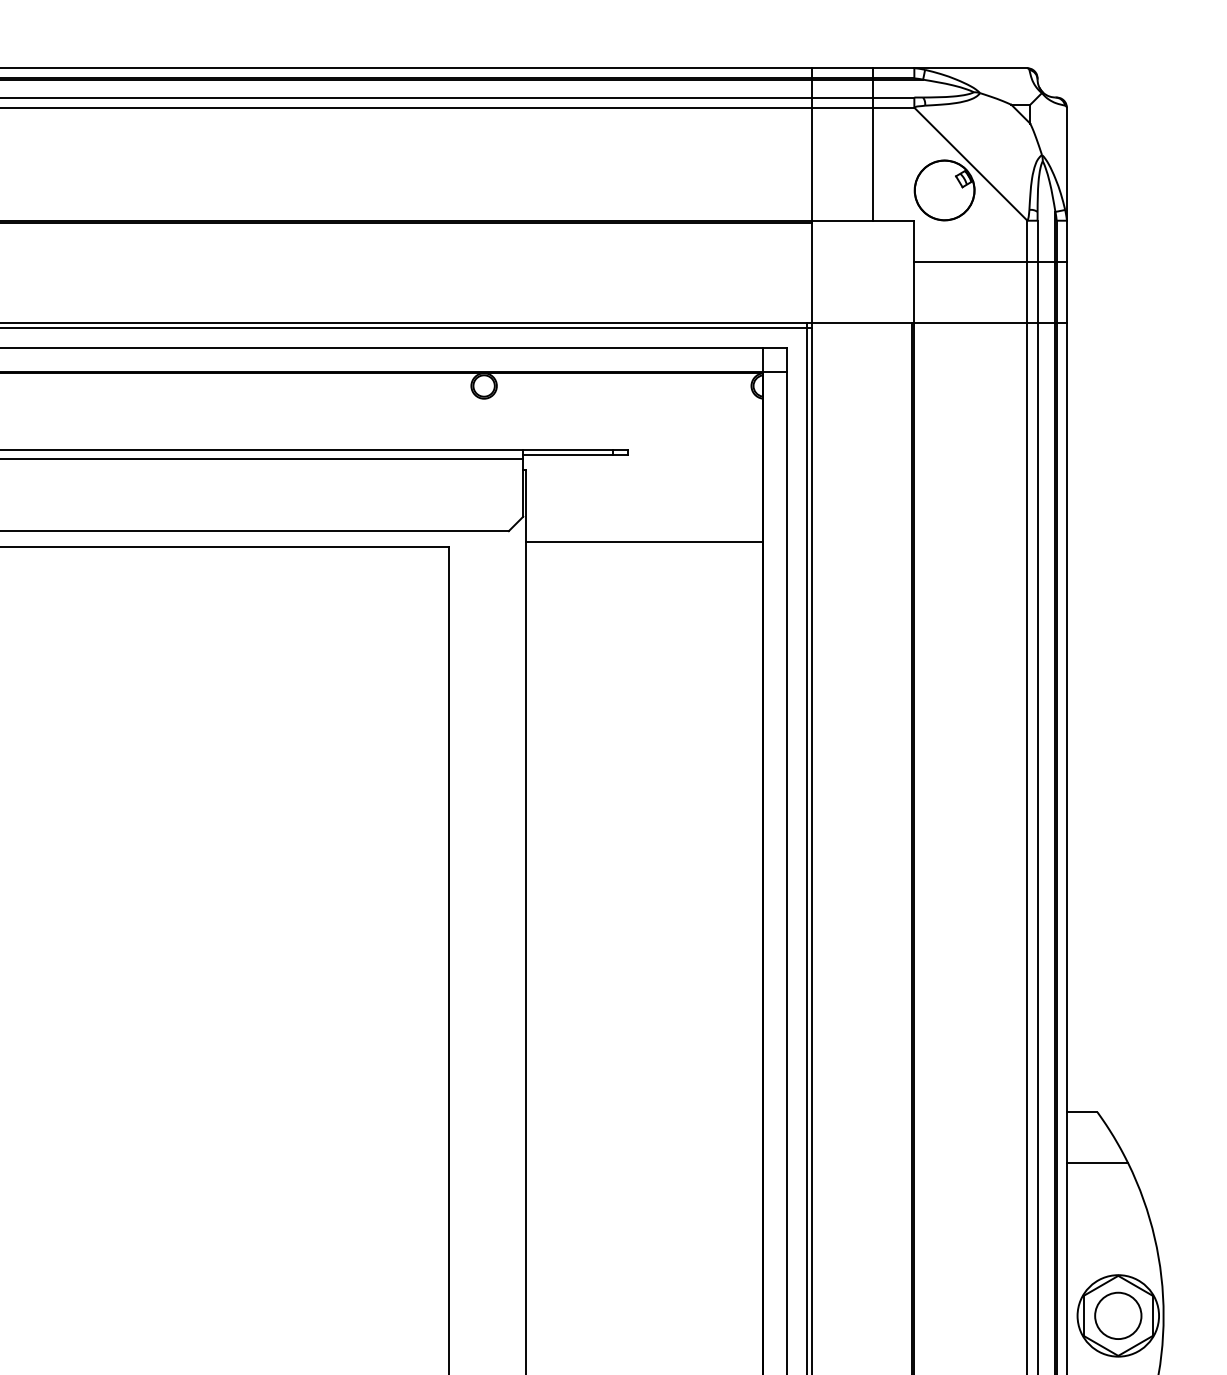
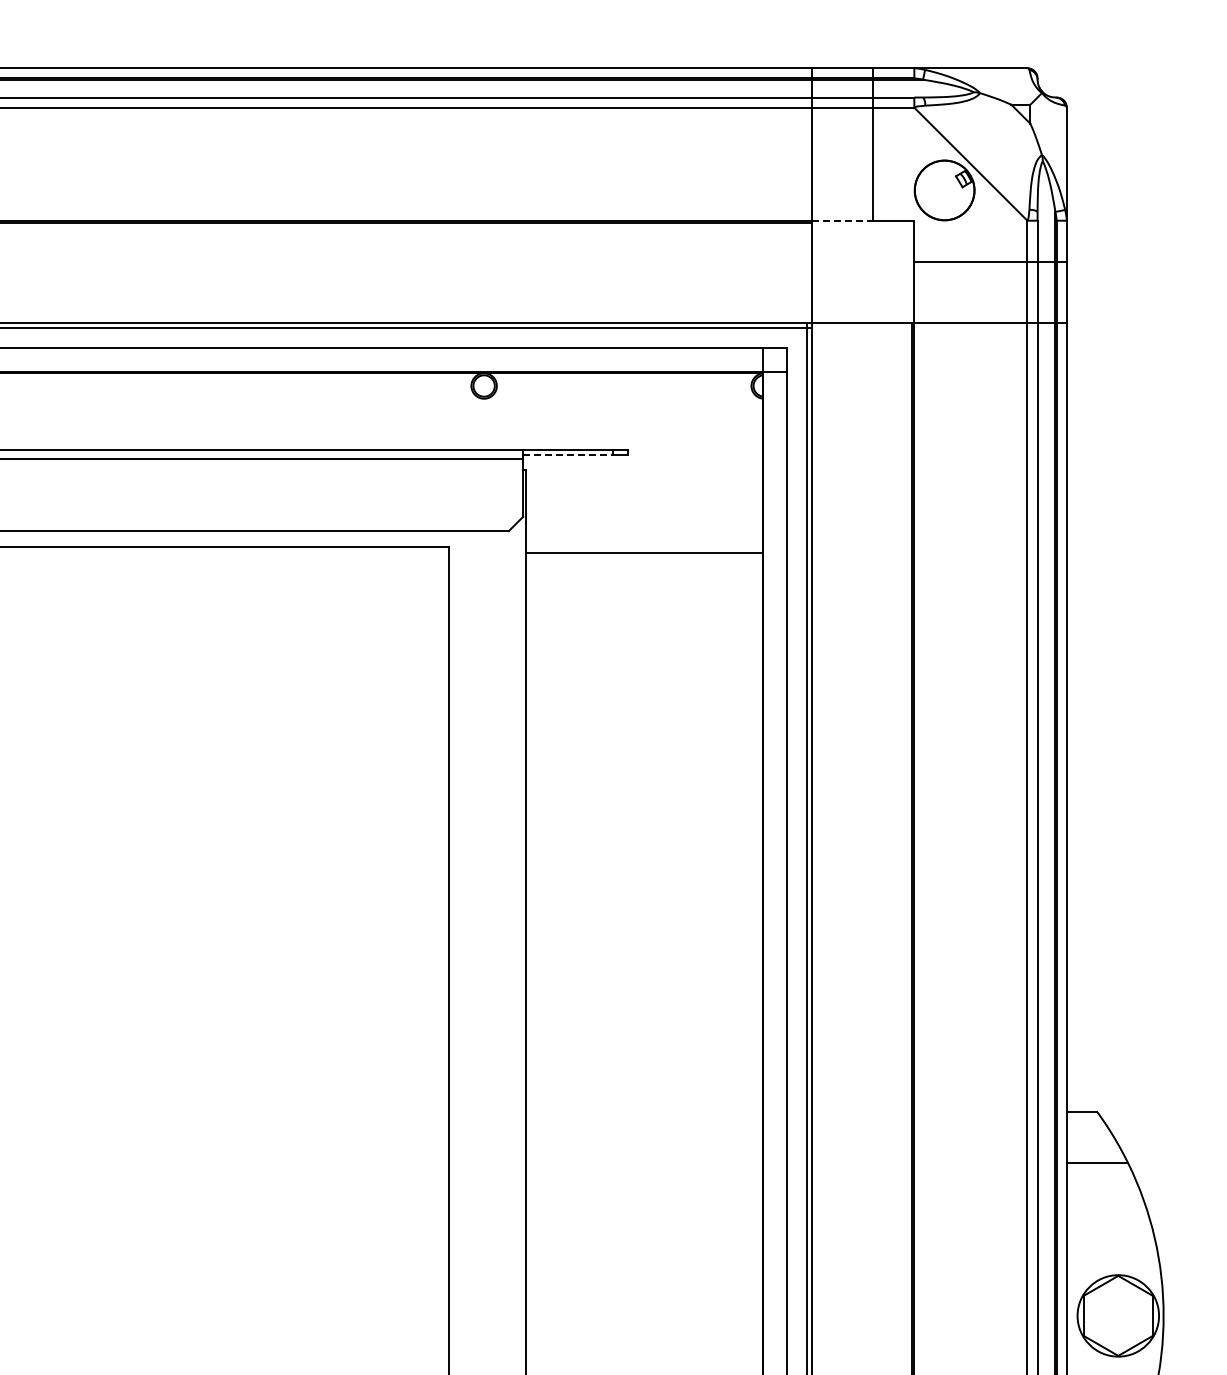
line: solid -> dashed (842, 221)
line: solid -> dashed (568, 454)
line position: (643, 542) -> (643, 553) (643, 553)
circle: present -> none (1118, 1315)
